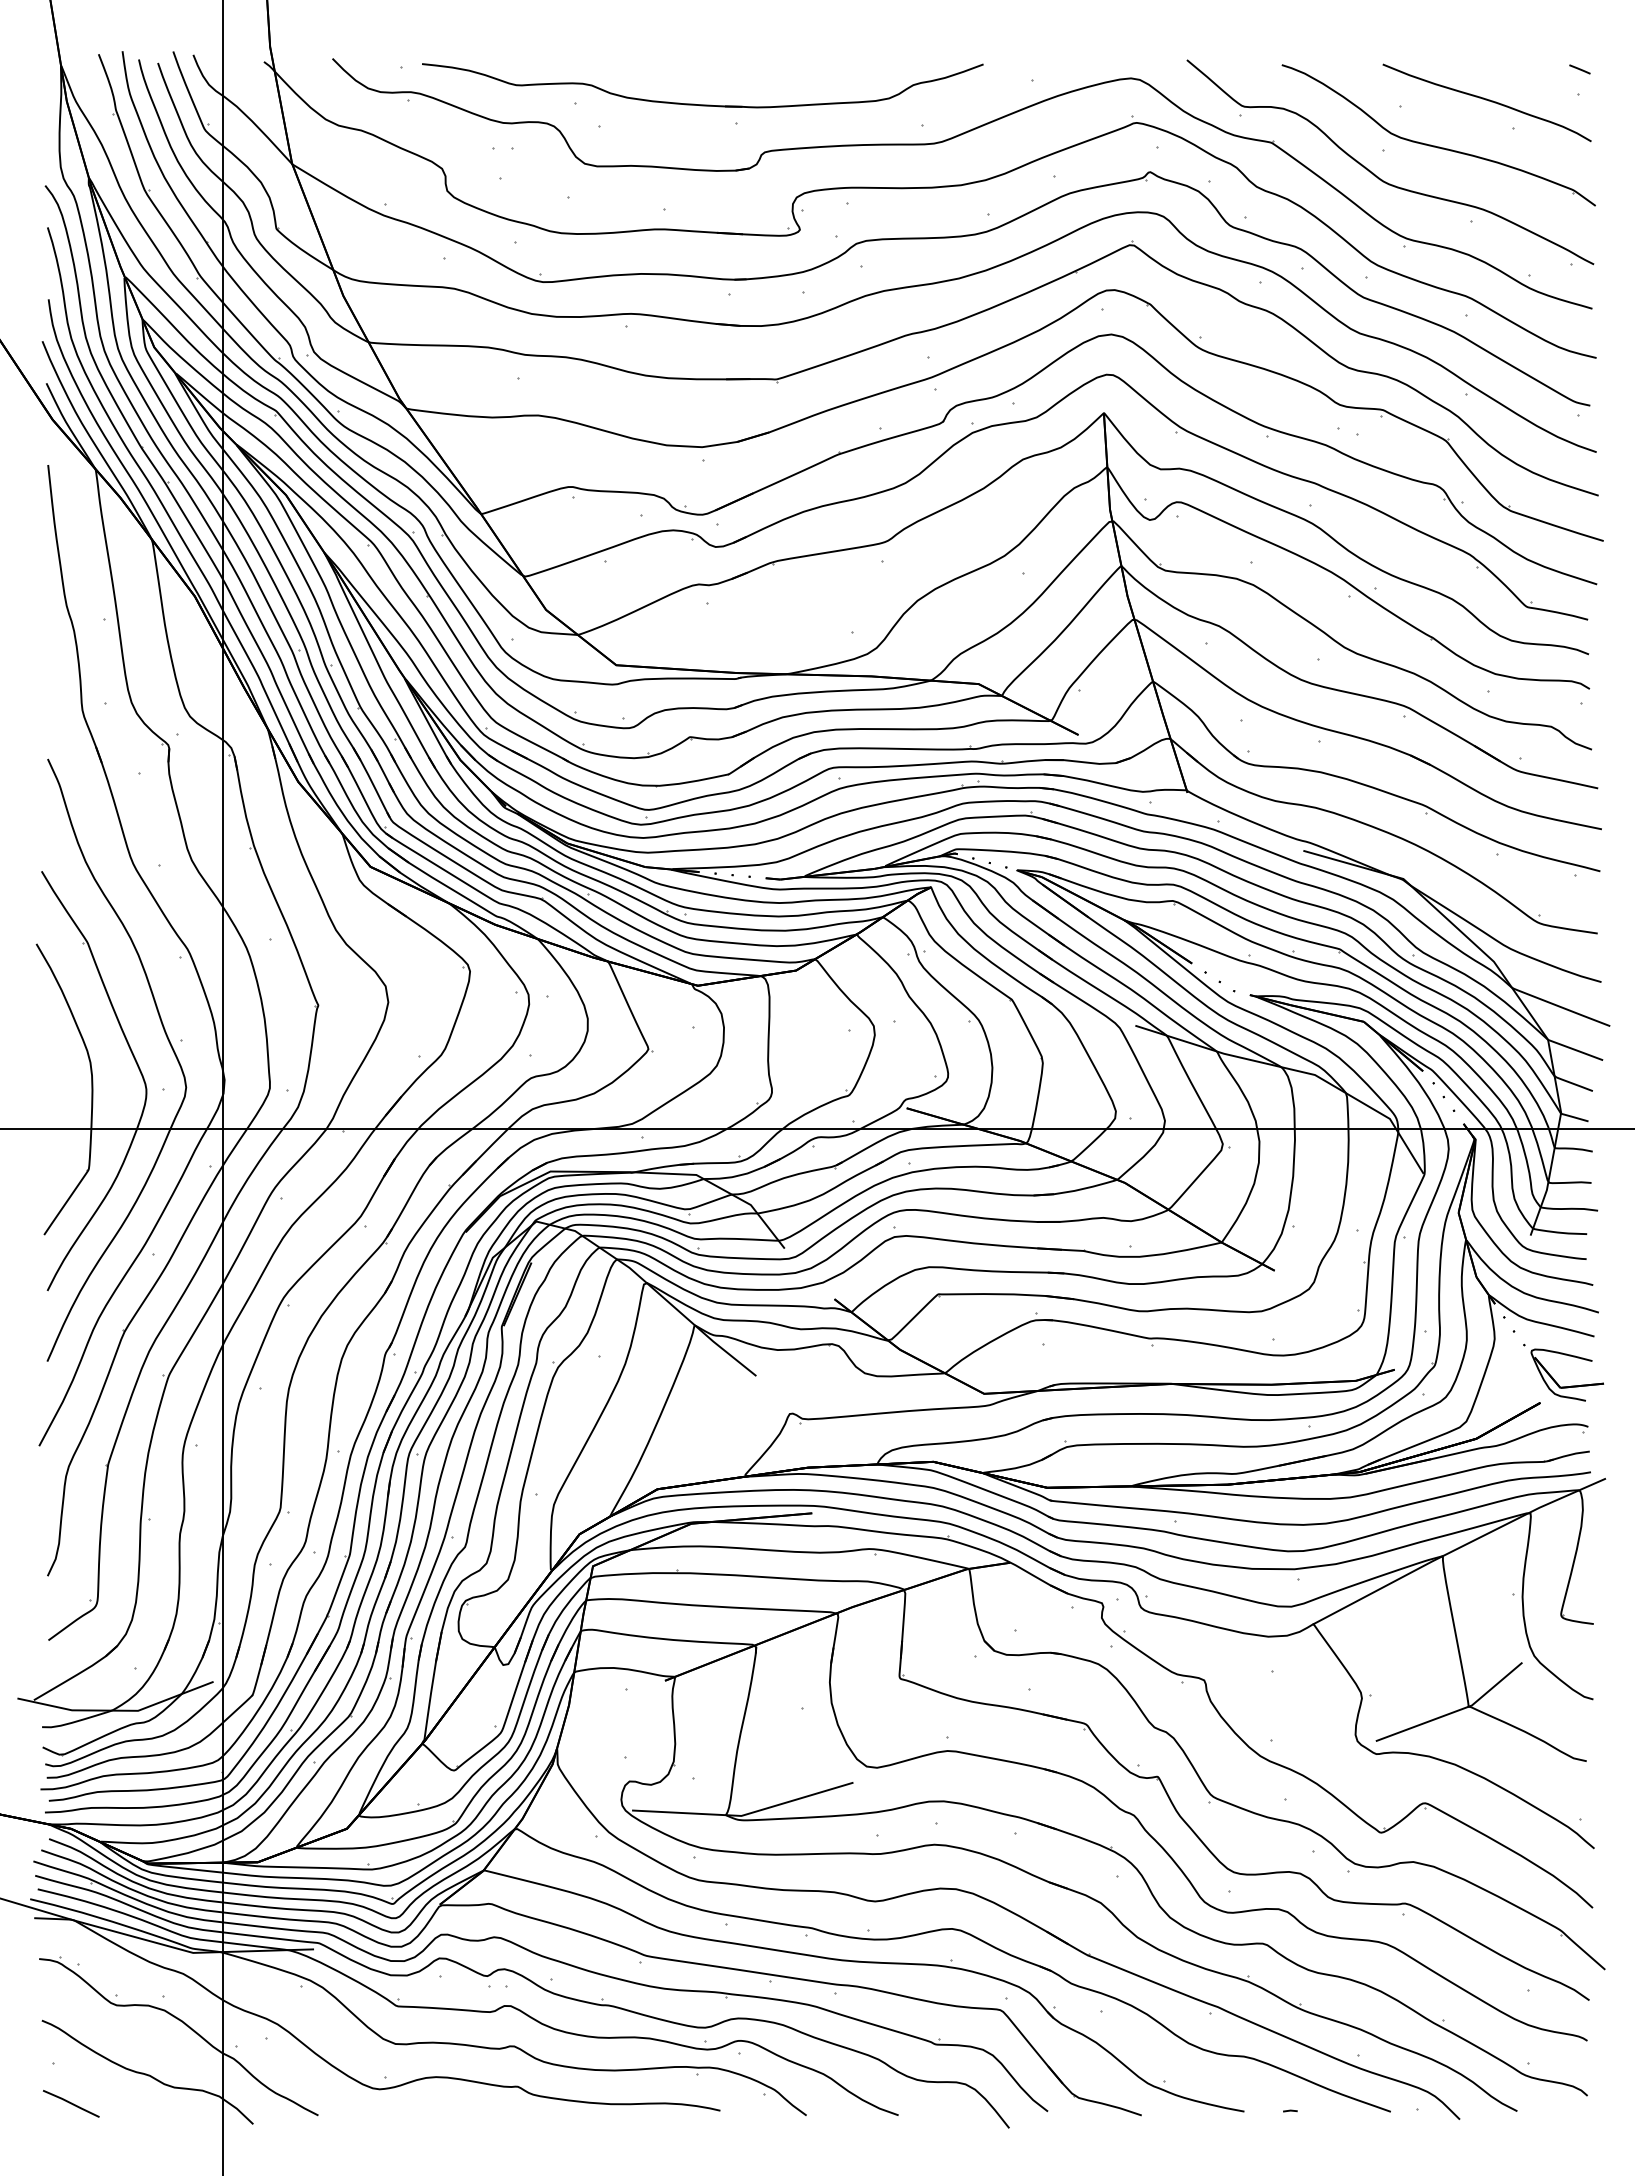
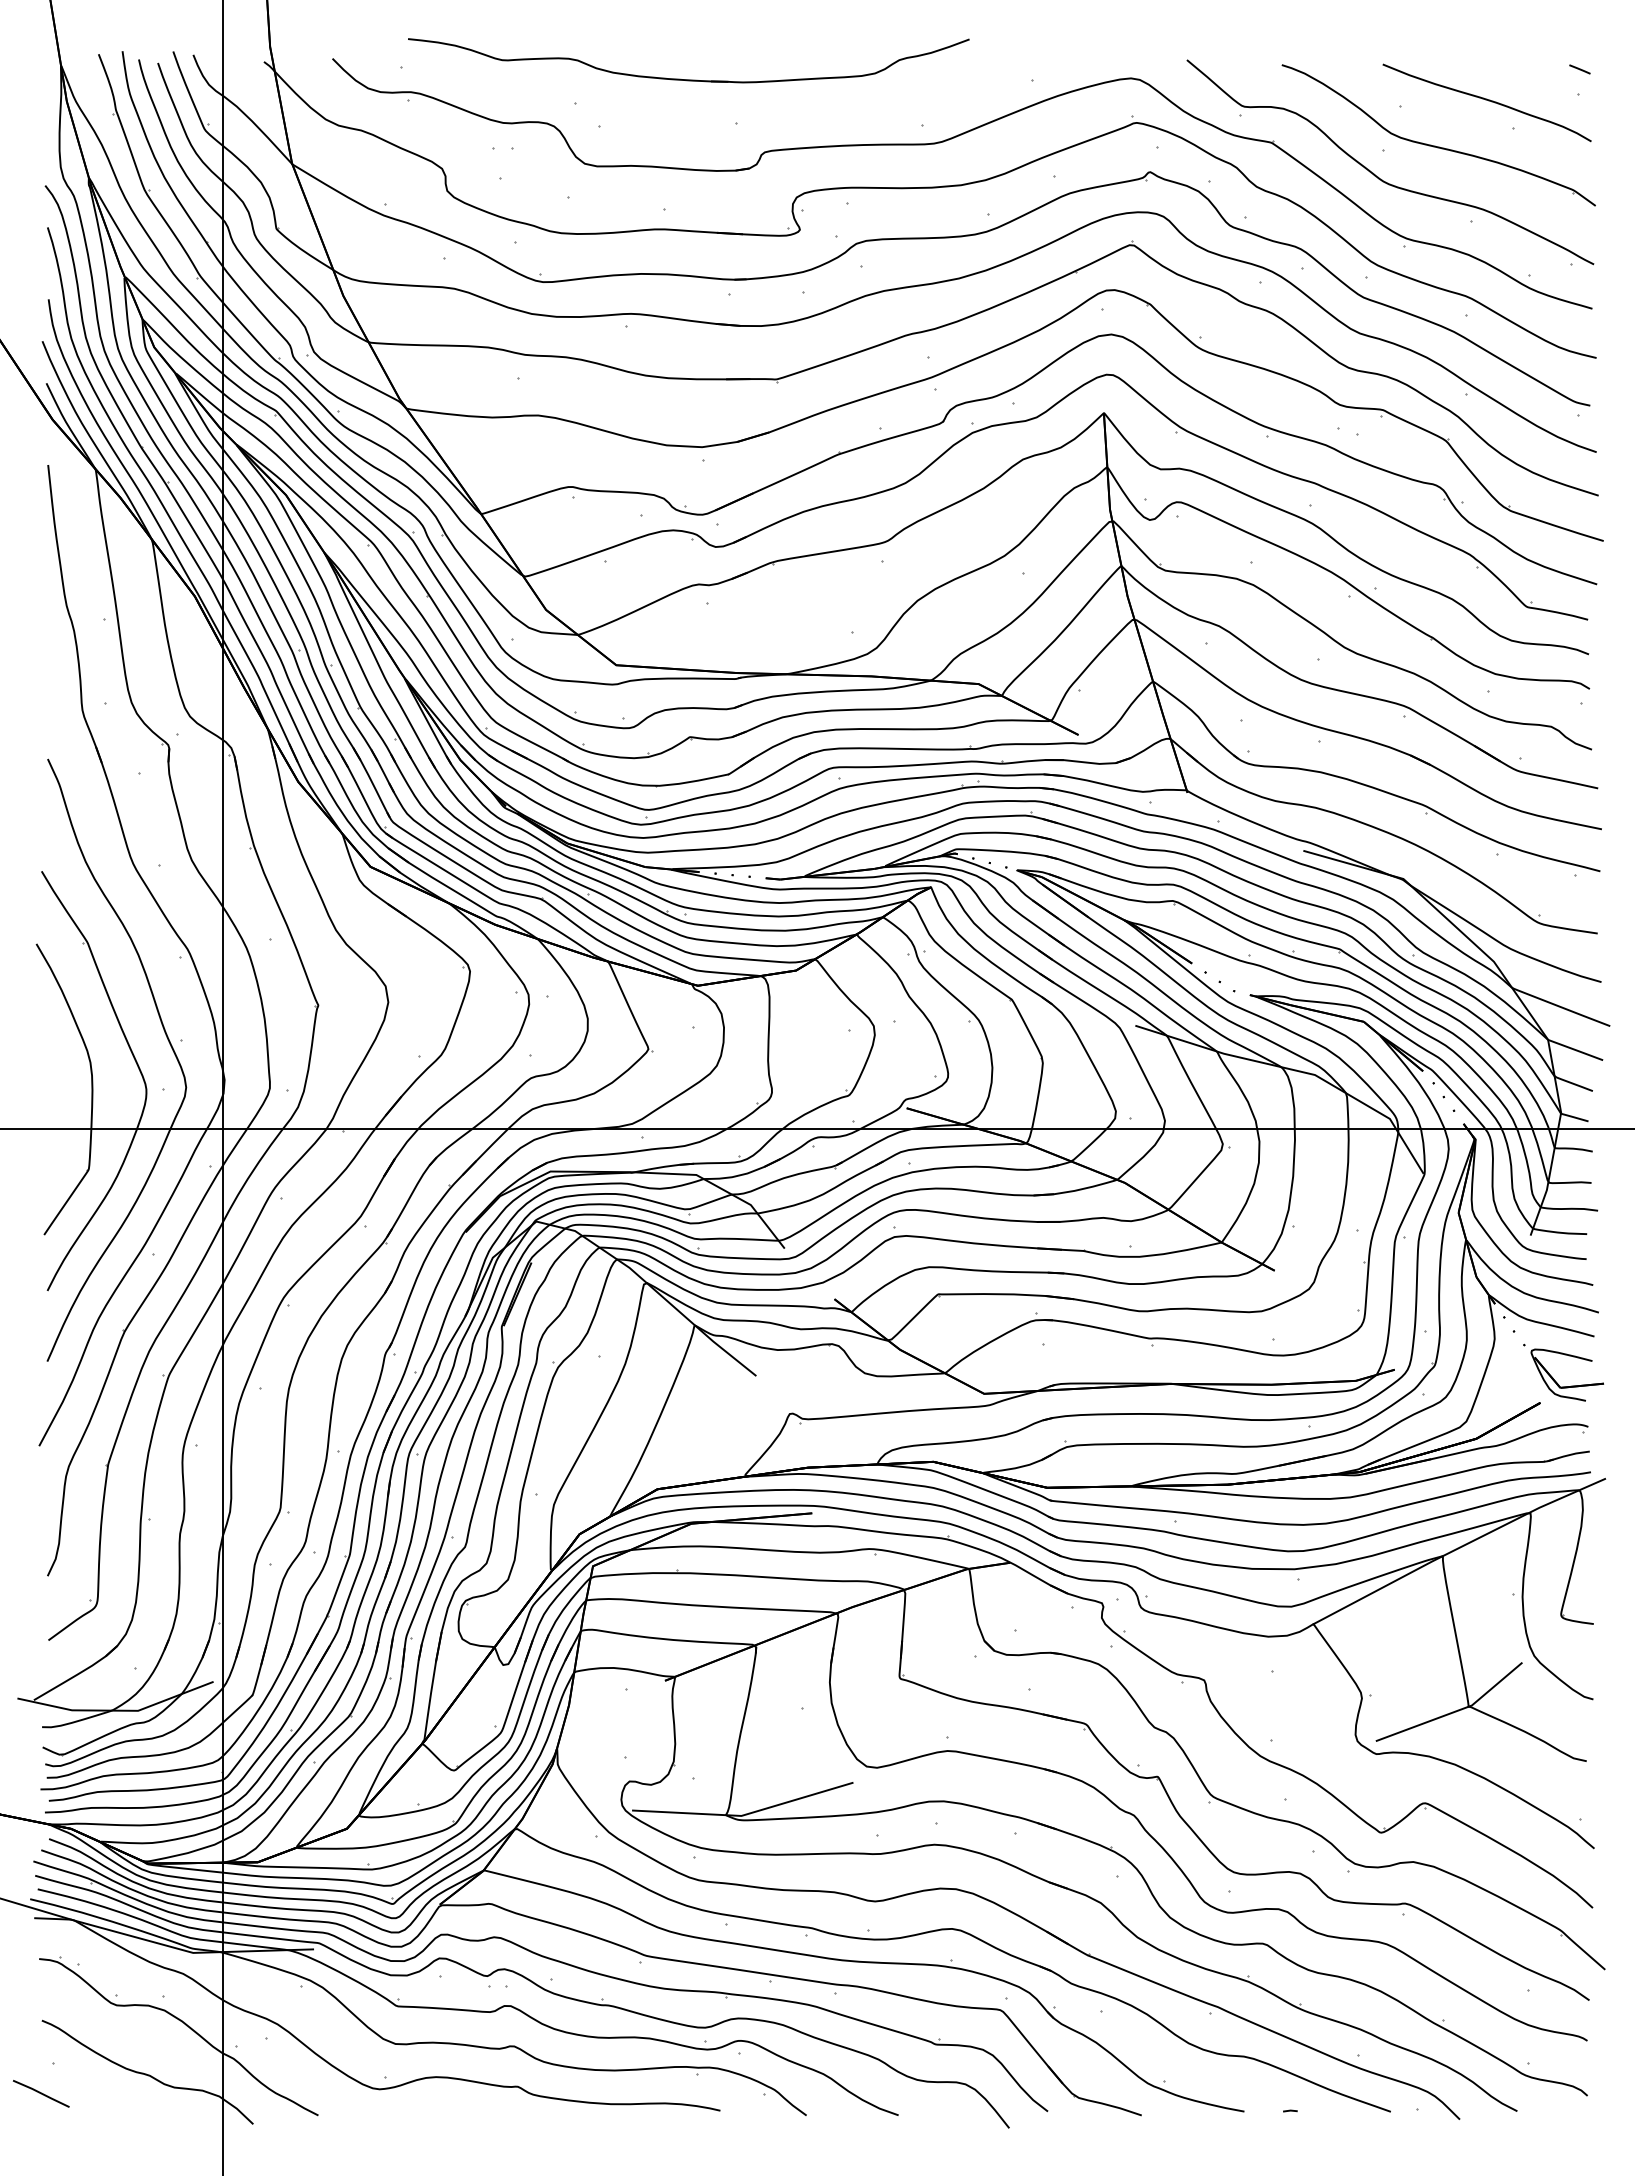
part position: (702, 104) -> (688, 79) (688, 79)
line position: (71, 2103) -> (41, 2093) (41, 2093)
